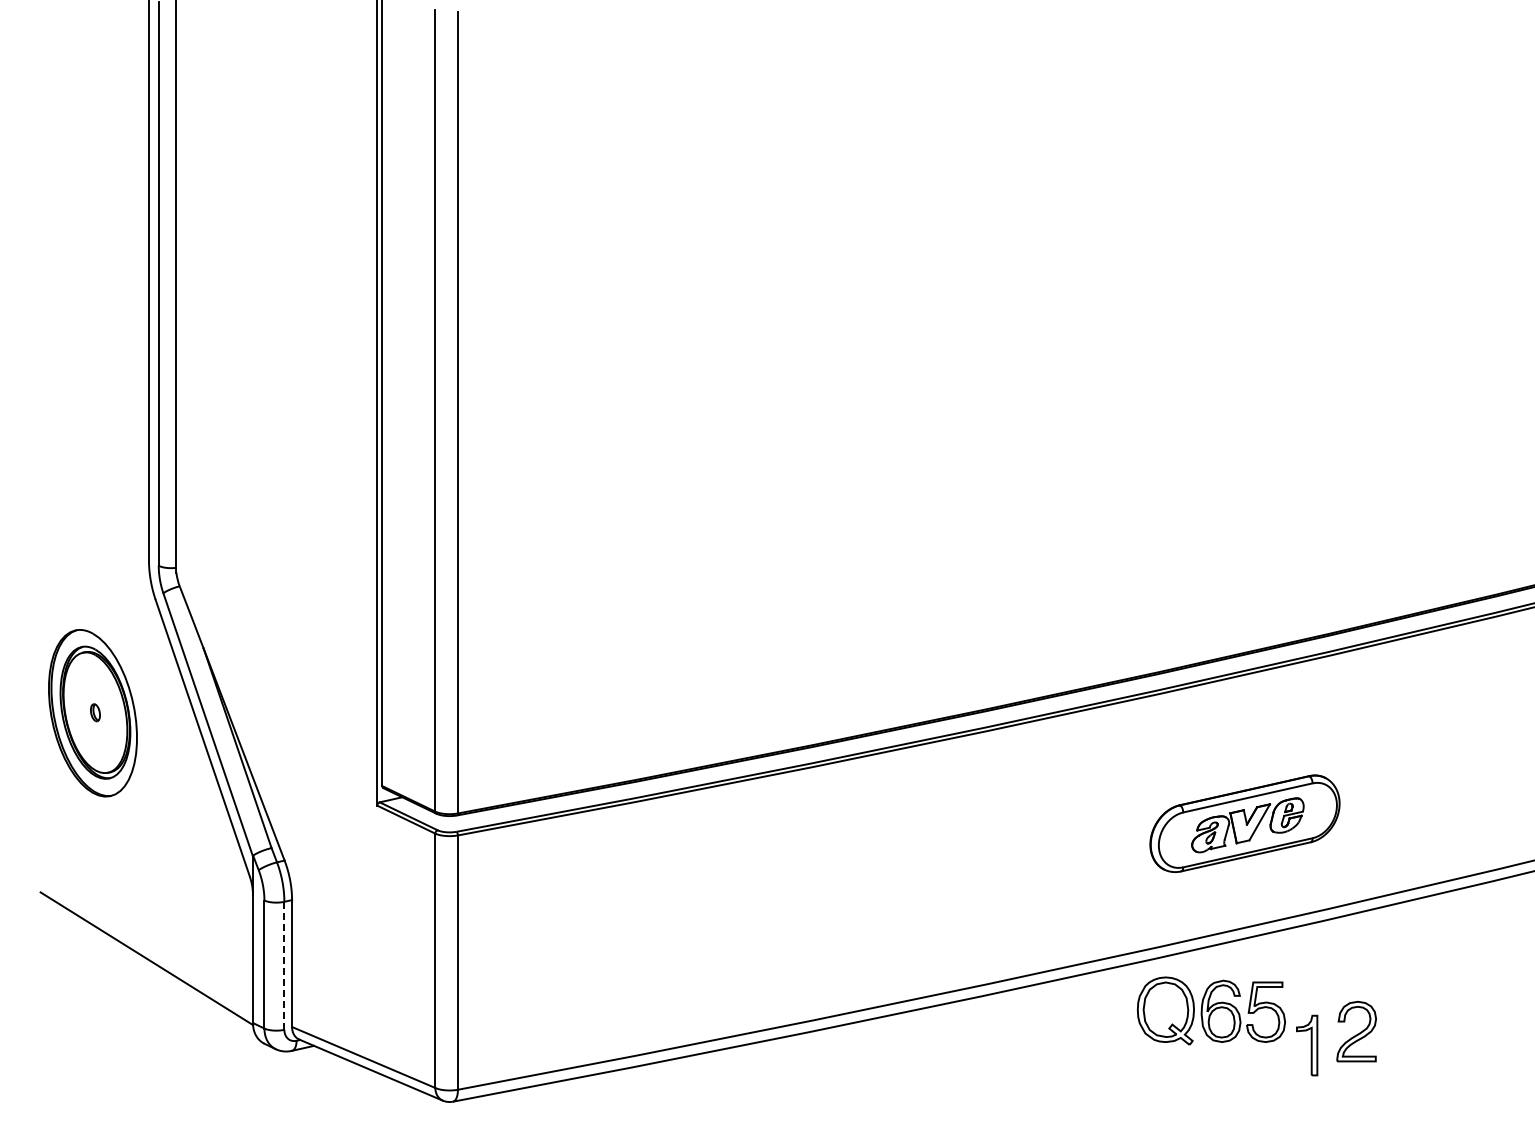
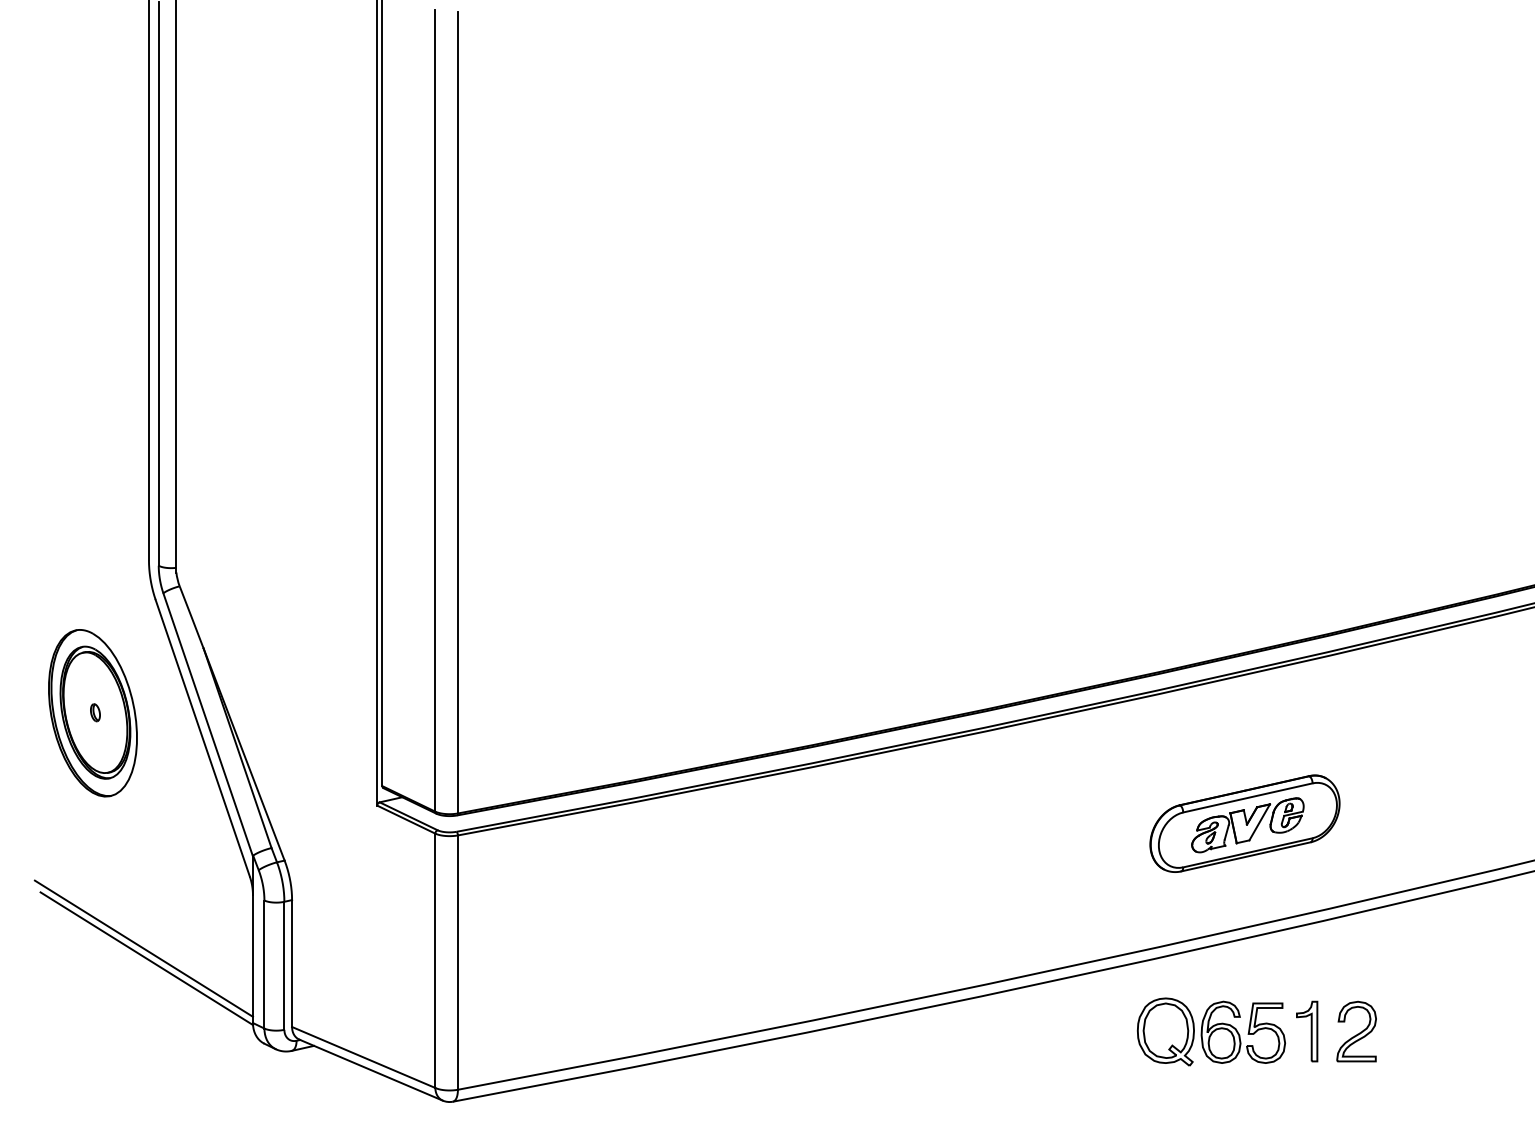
line: none -> present (143, 948)
line: dashed -> solid (284, 966)
part position: (1210, 1010) -> (1210, 1031) (1210, 1031)
part position: (1307, 1045) -> (1307, 1031) (1307, 1031)
